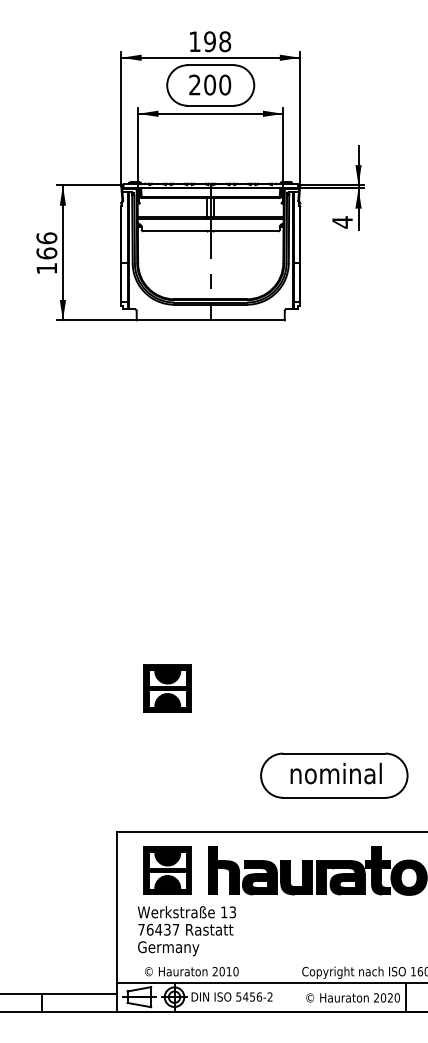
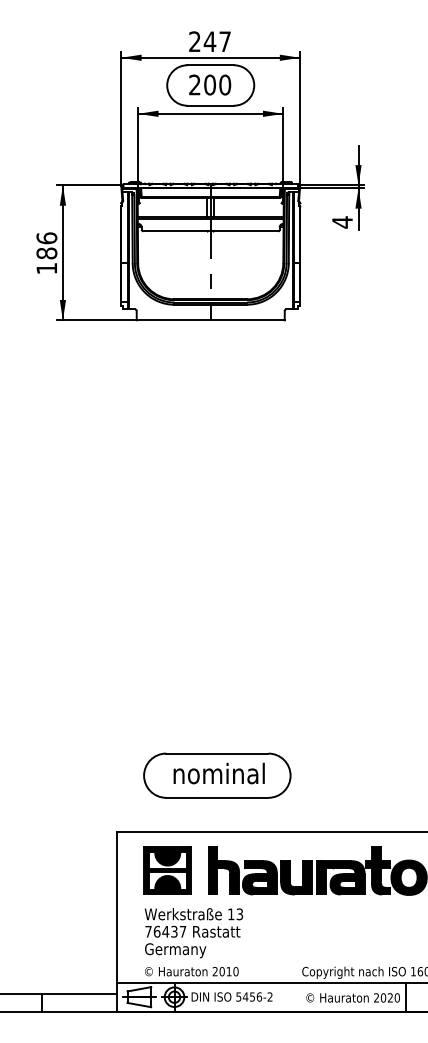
text: 198 -> 247 (210, 41)
text: 166 -> 186 (46, 253)
part: present -> none (167, 688)
part position: (334, 775) -> (217, 775) (217, 775)
text position: (186, 931) -> (193, 933) (193, 933)
